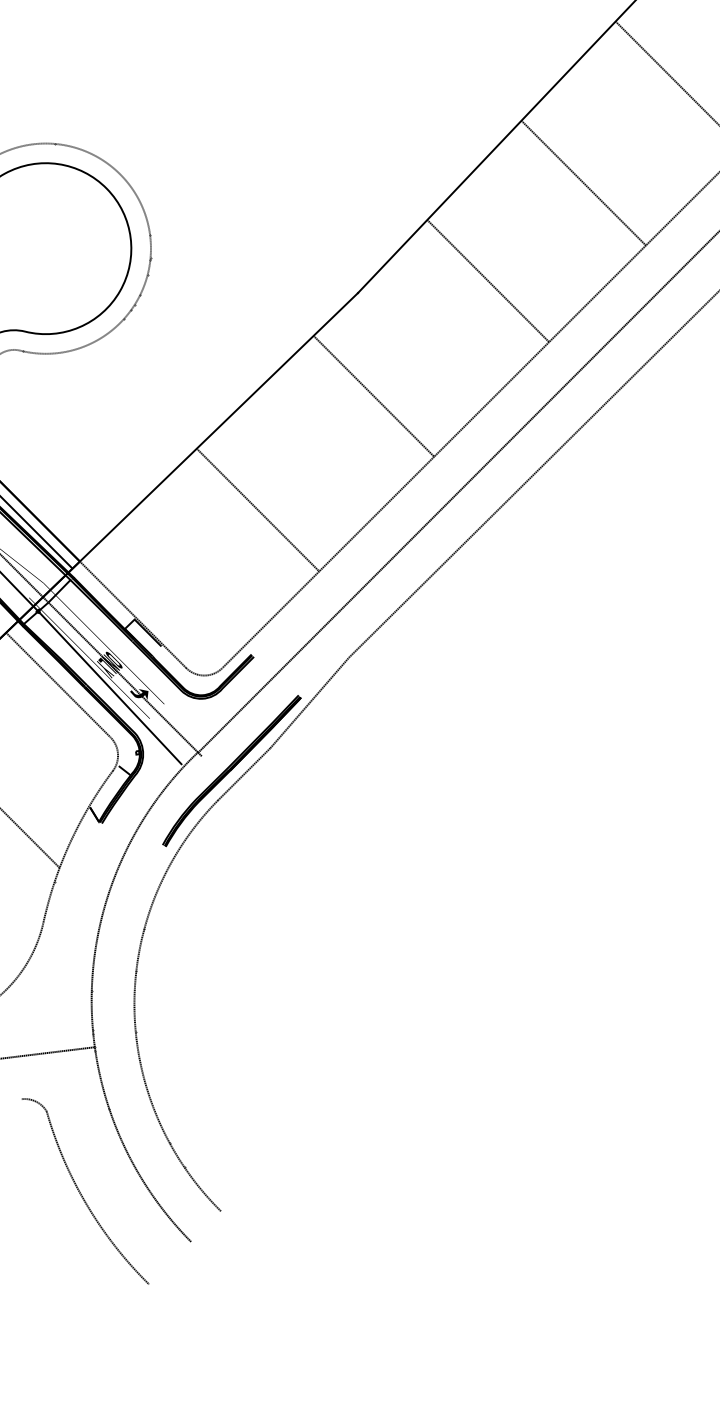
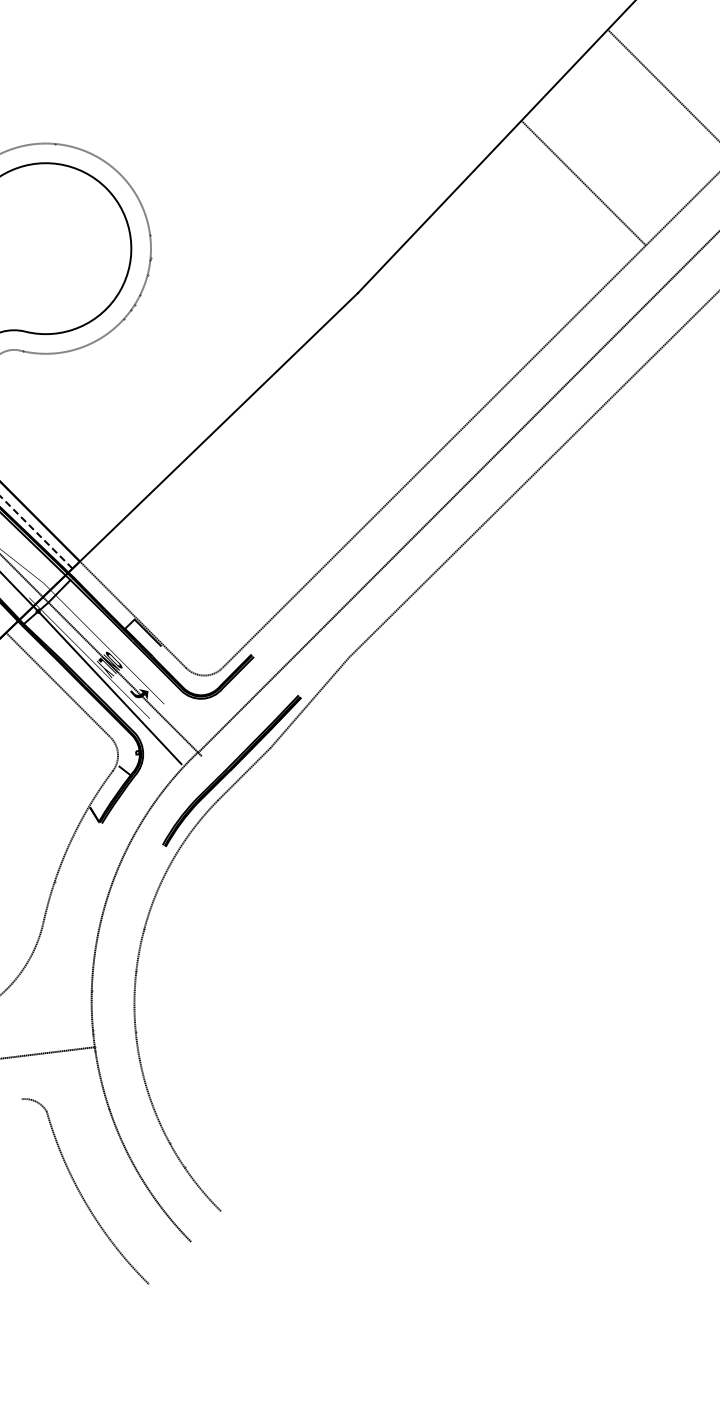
line position: (665, 71) -> (661, 83) (661, 83)
line: present -> none (488, 281)
line: present -> none (373, 395)
line: present -> none (257, 509)
line: solid -> dashed (36, 532)
line: present -> none (30, 838)
